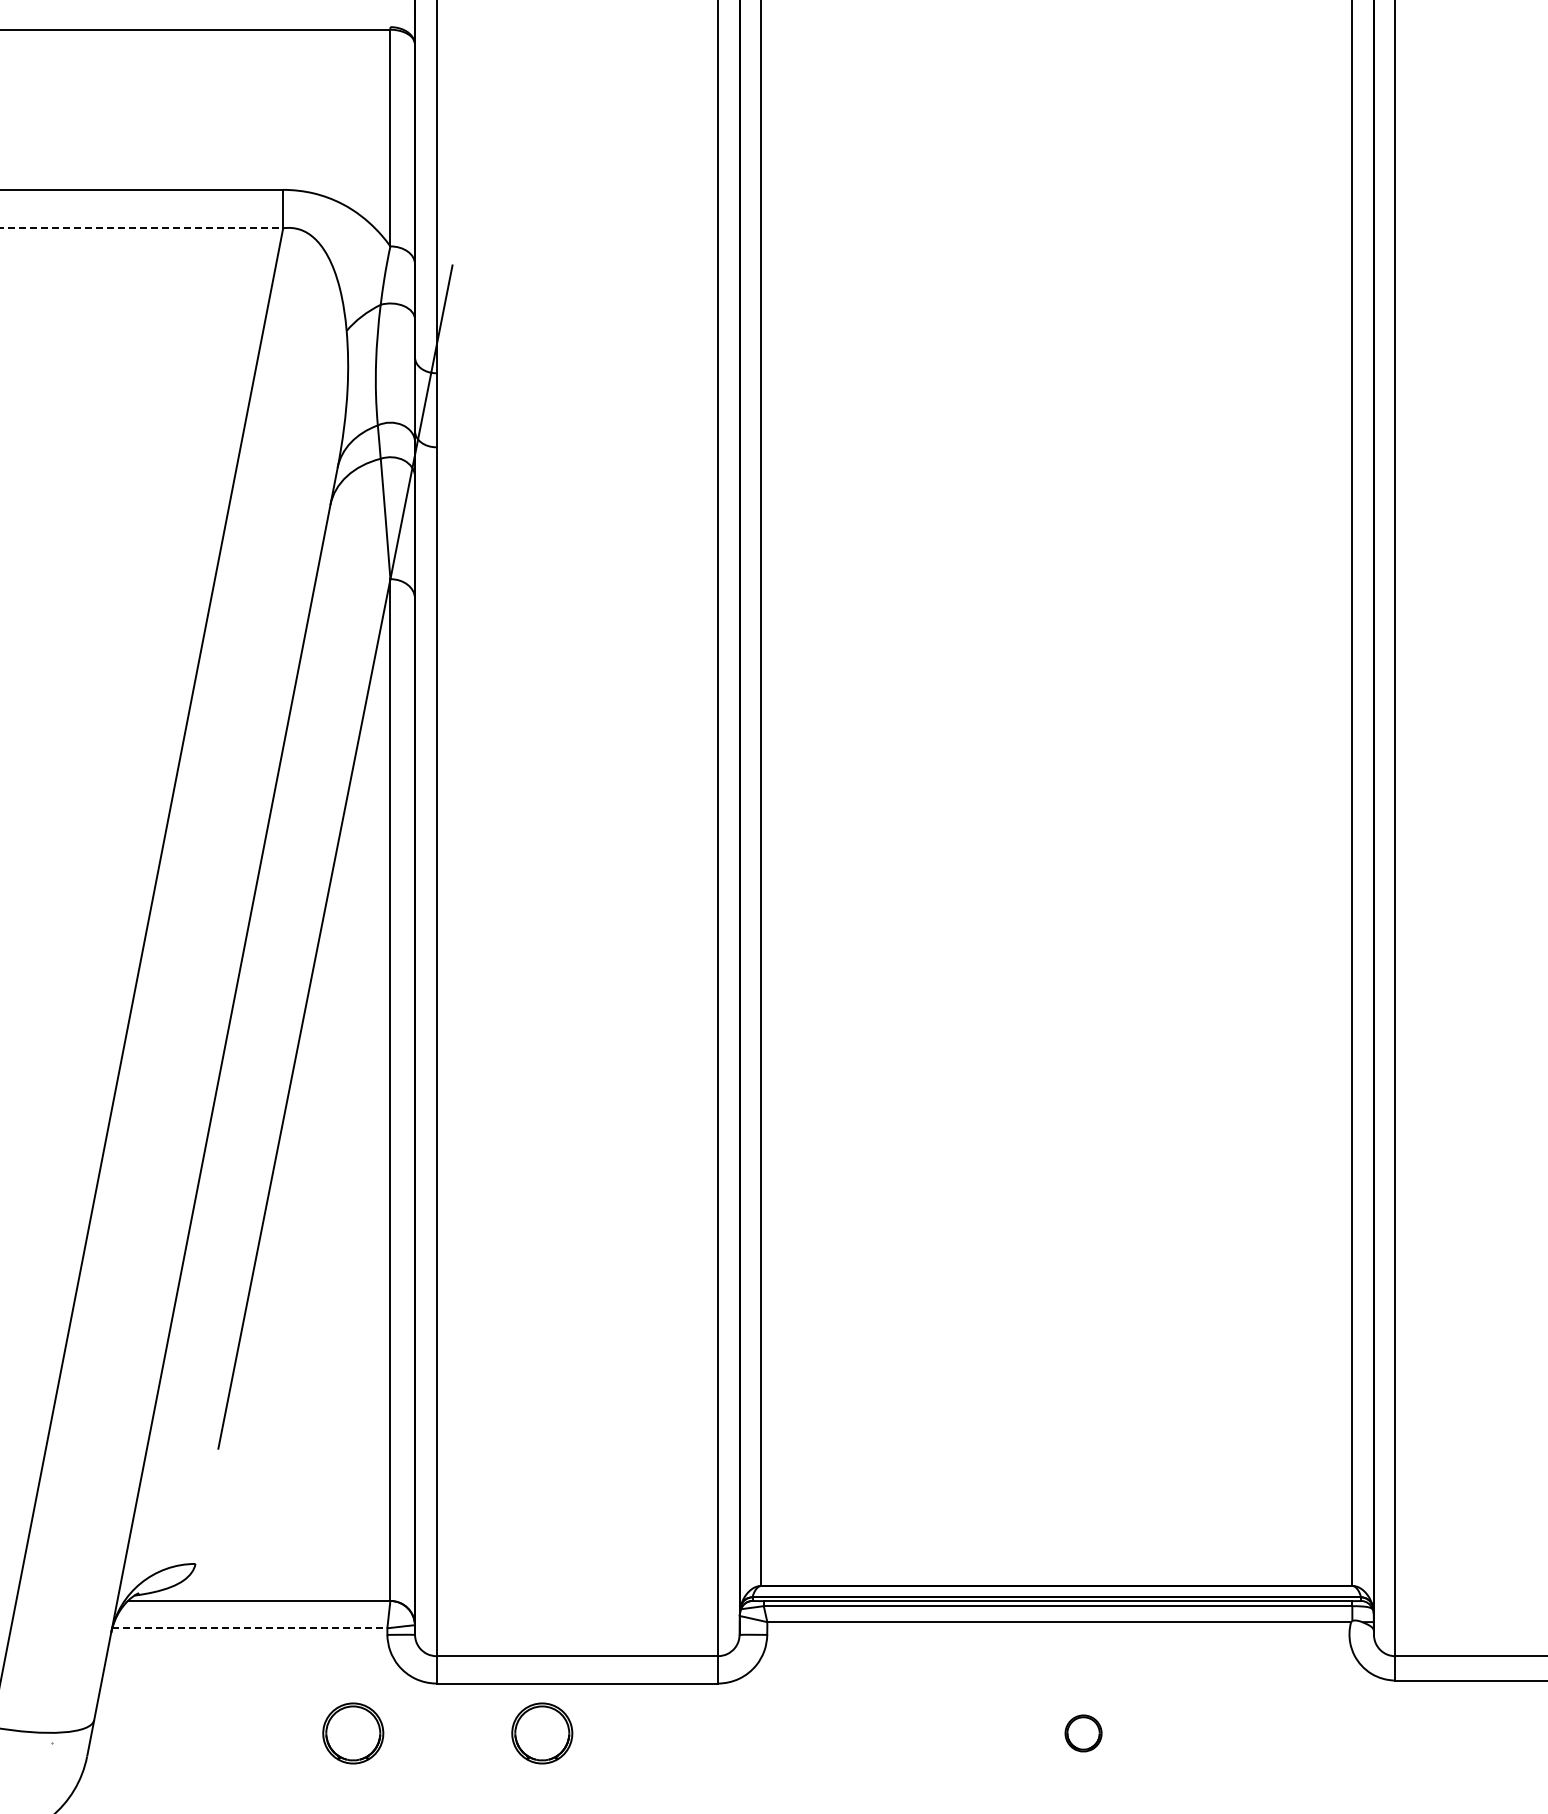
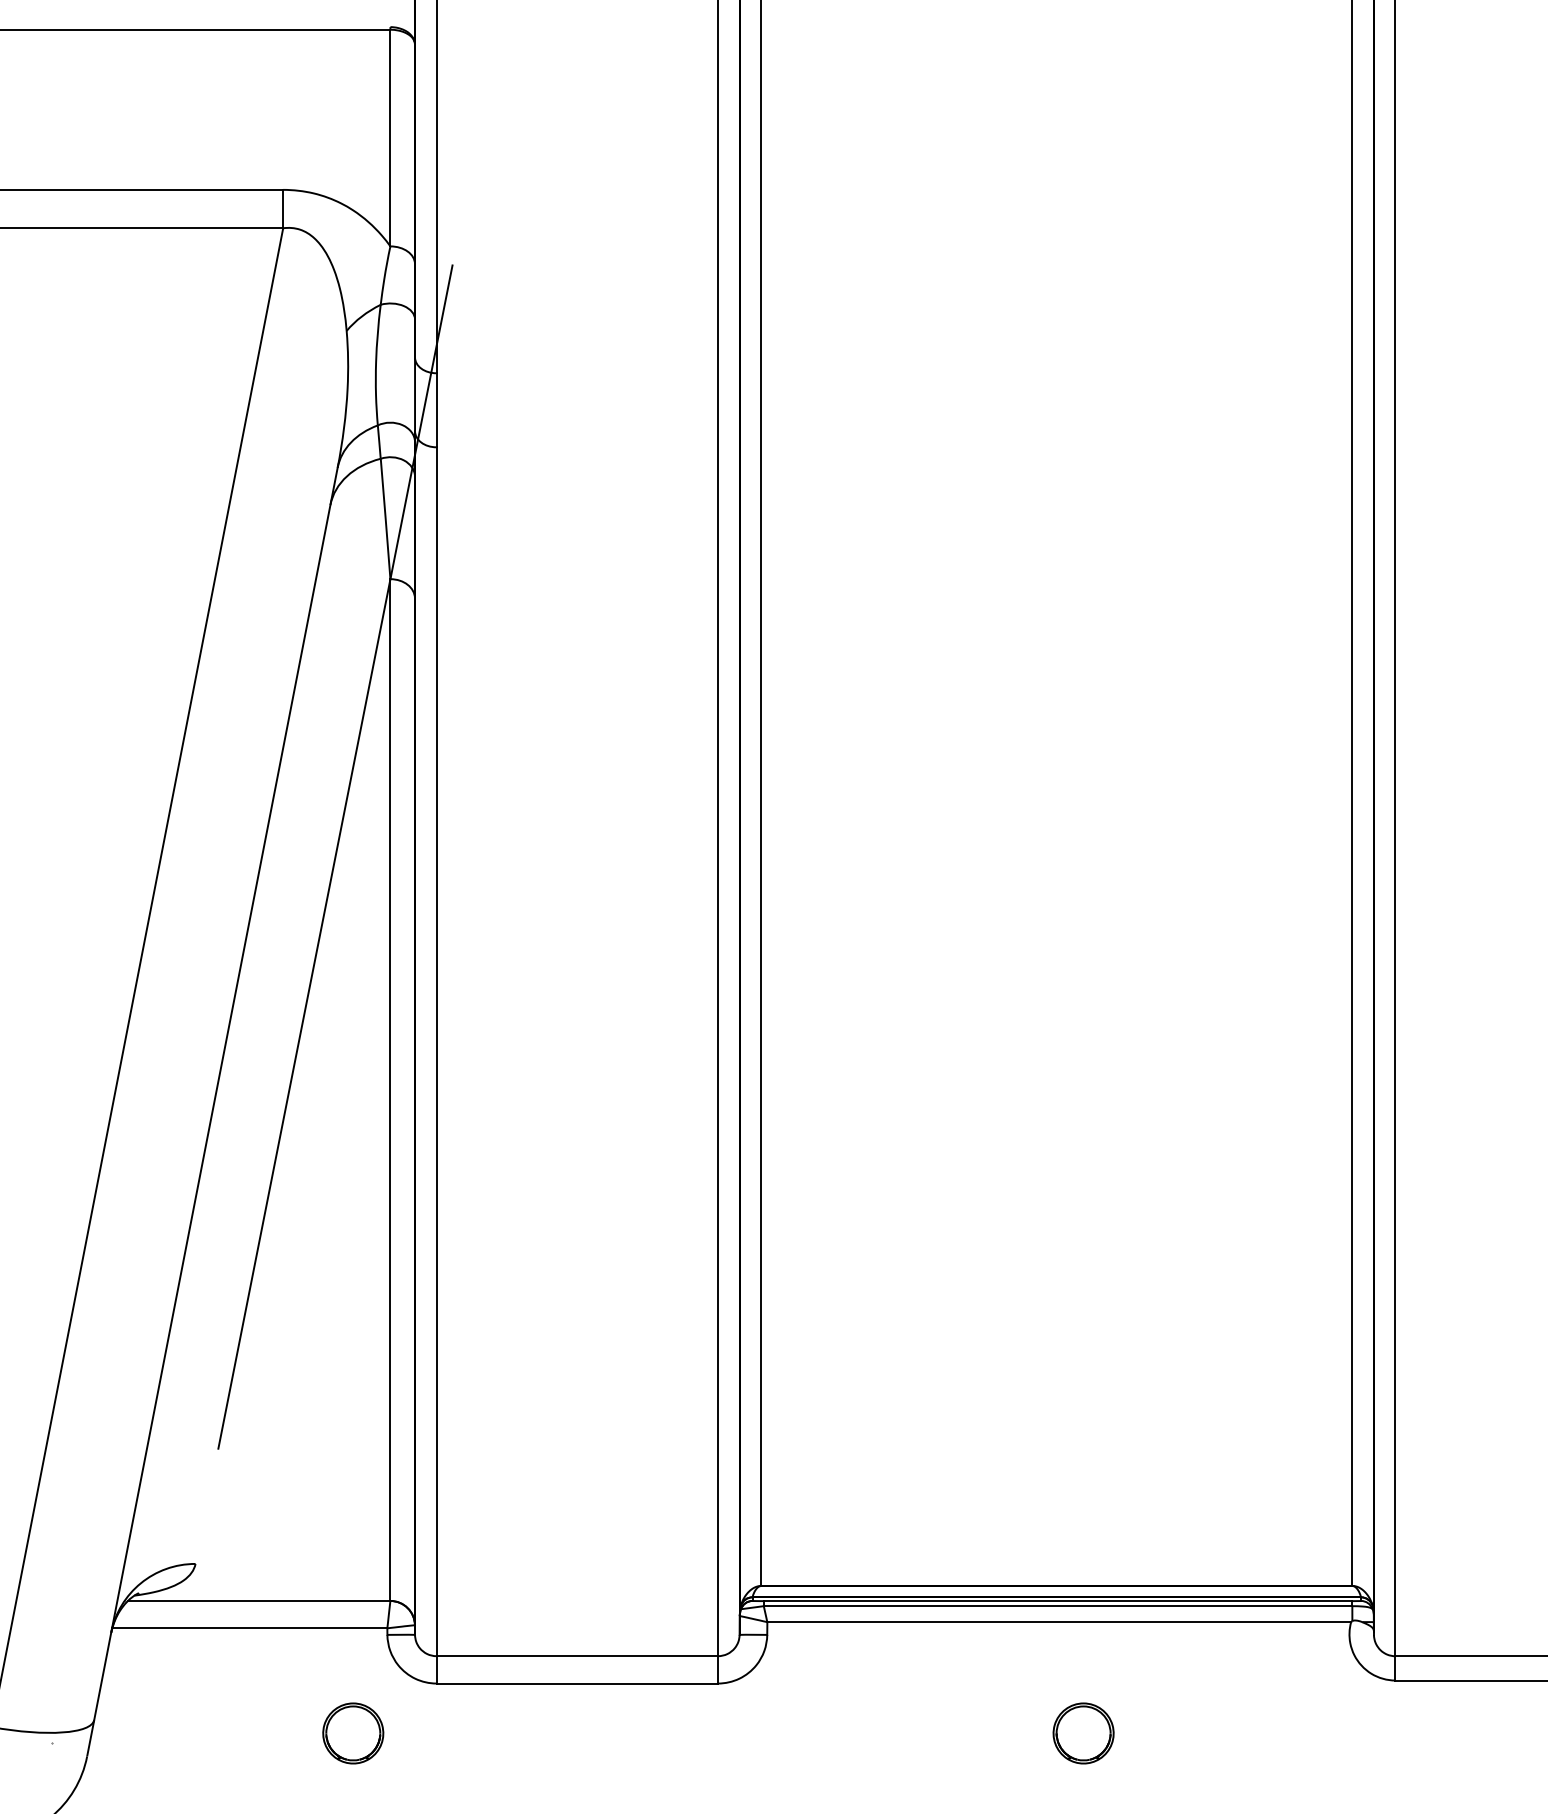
line: dashed -> solid (142, 228)
line: dashed -> solid (249, 1628)
part: present -> none (542, 1733)
part size: 39x39 px -> 63x63 px (1083, 1733)
